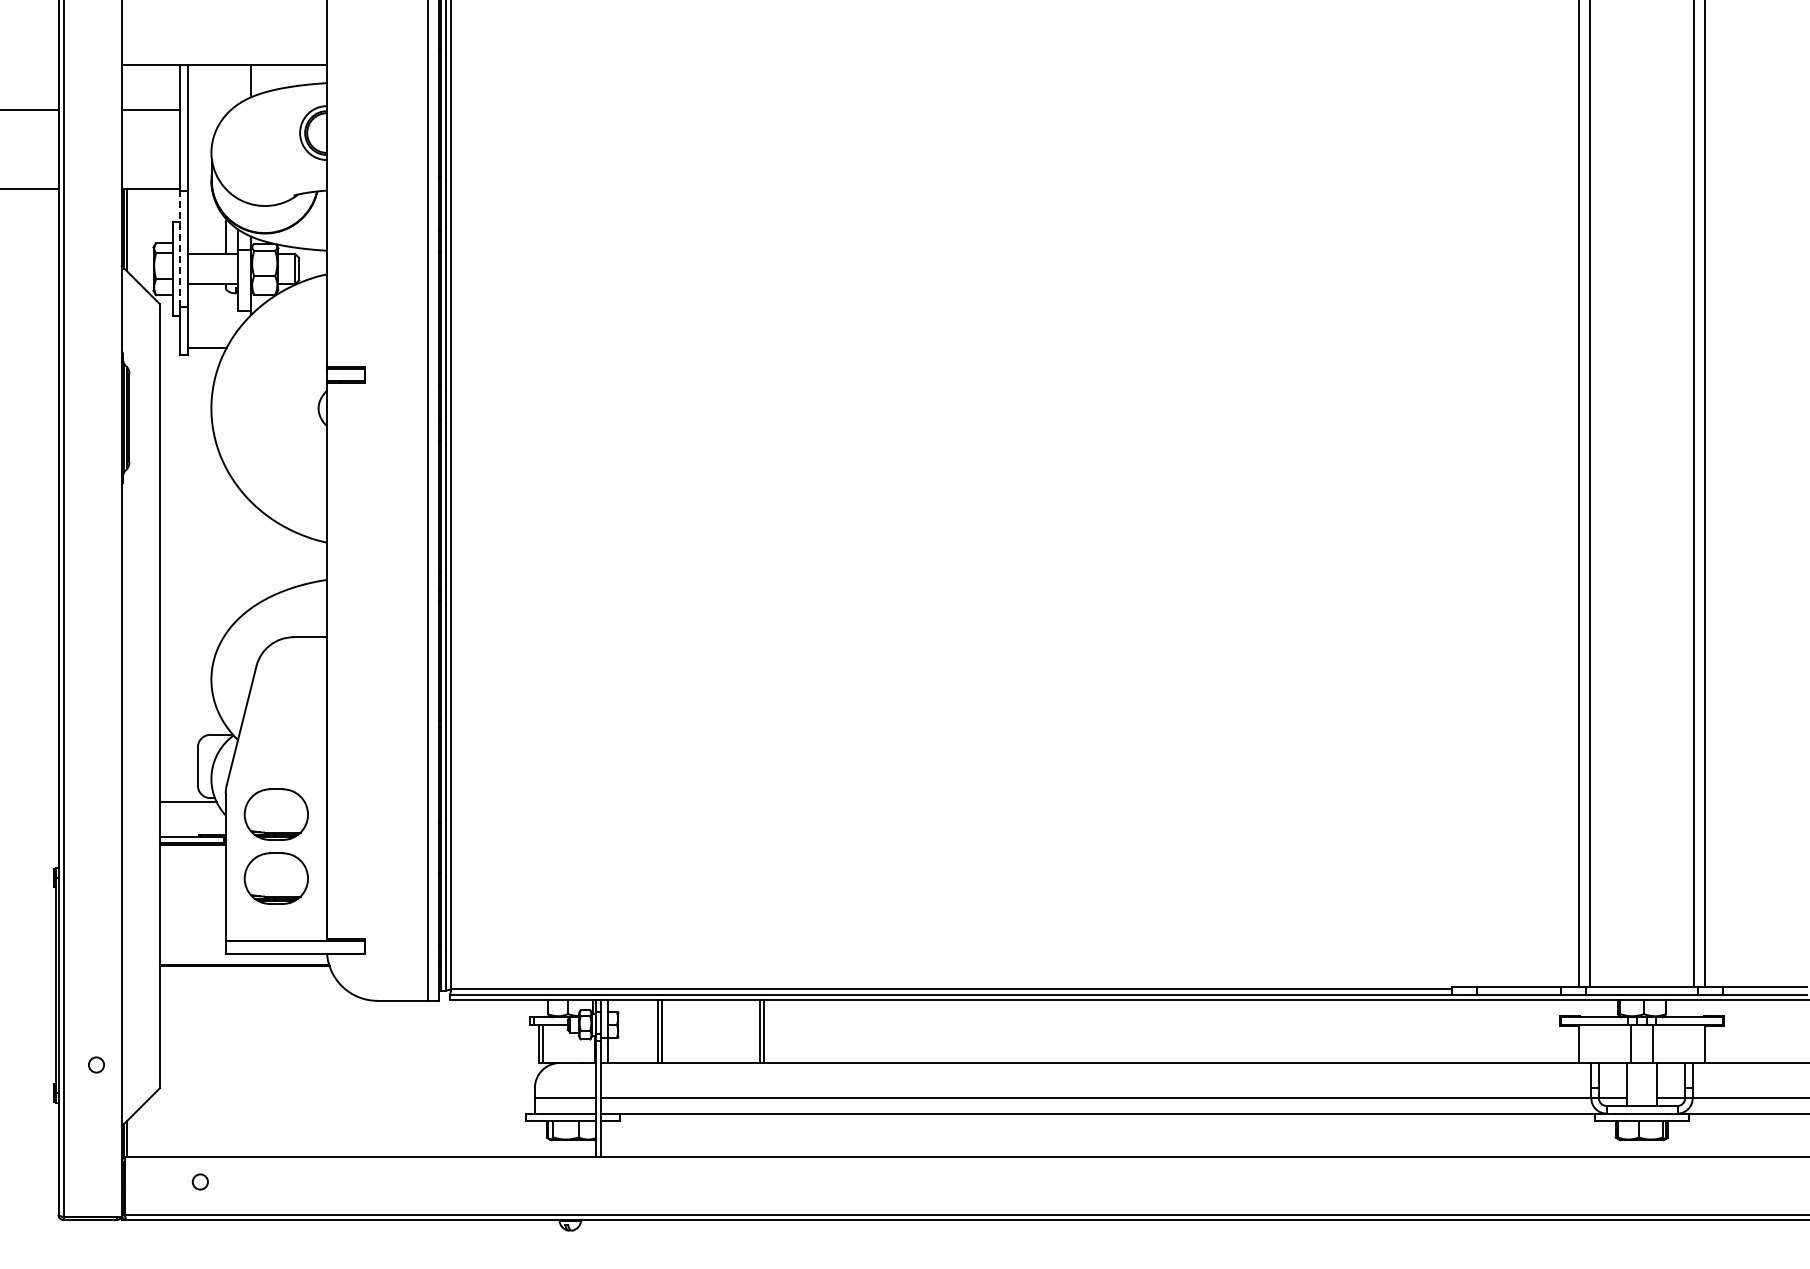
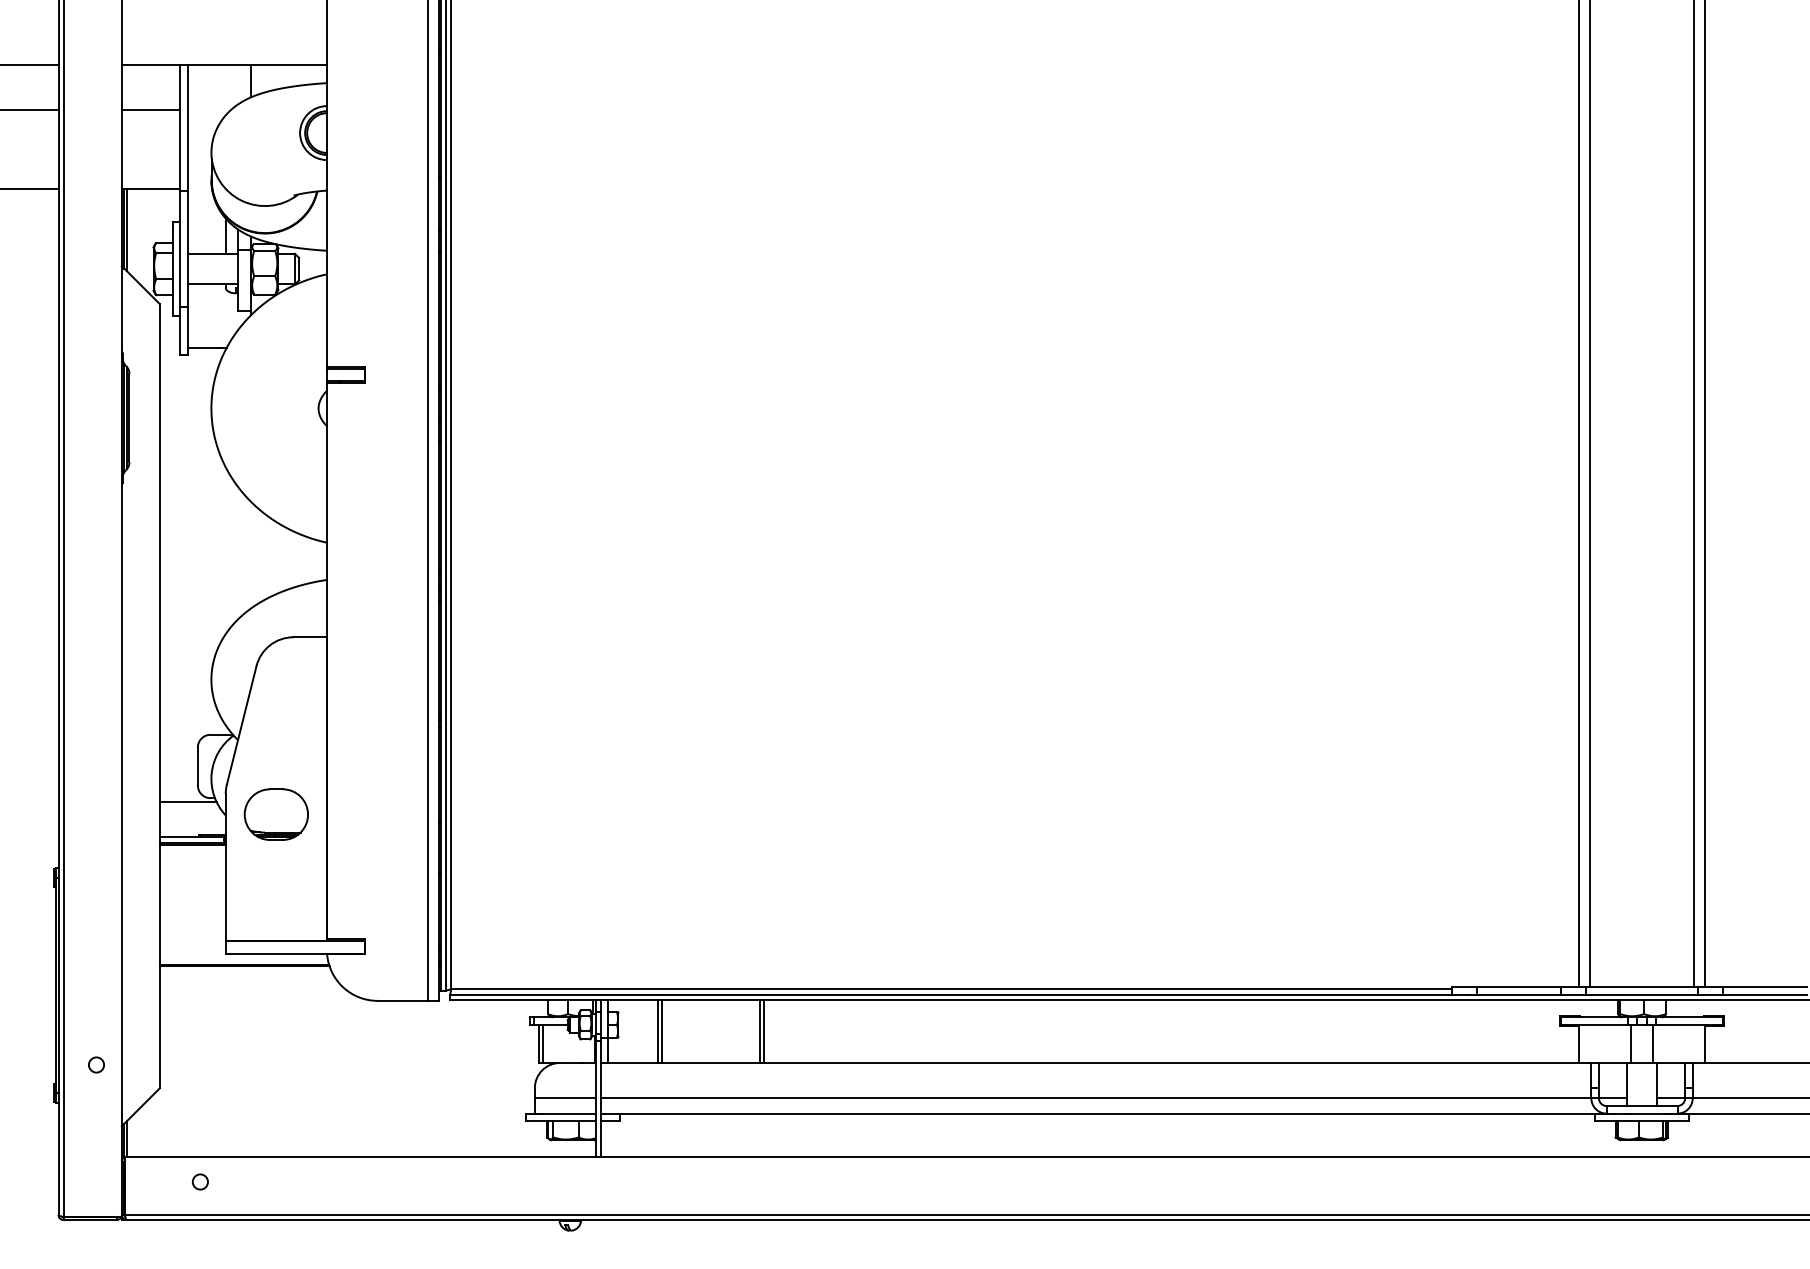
line: none -> present (30, 65)
line: dashed -> solid (180, 248)
part: present -> none (275, 878)
